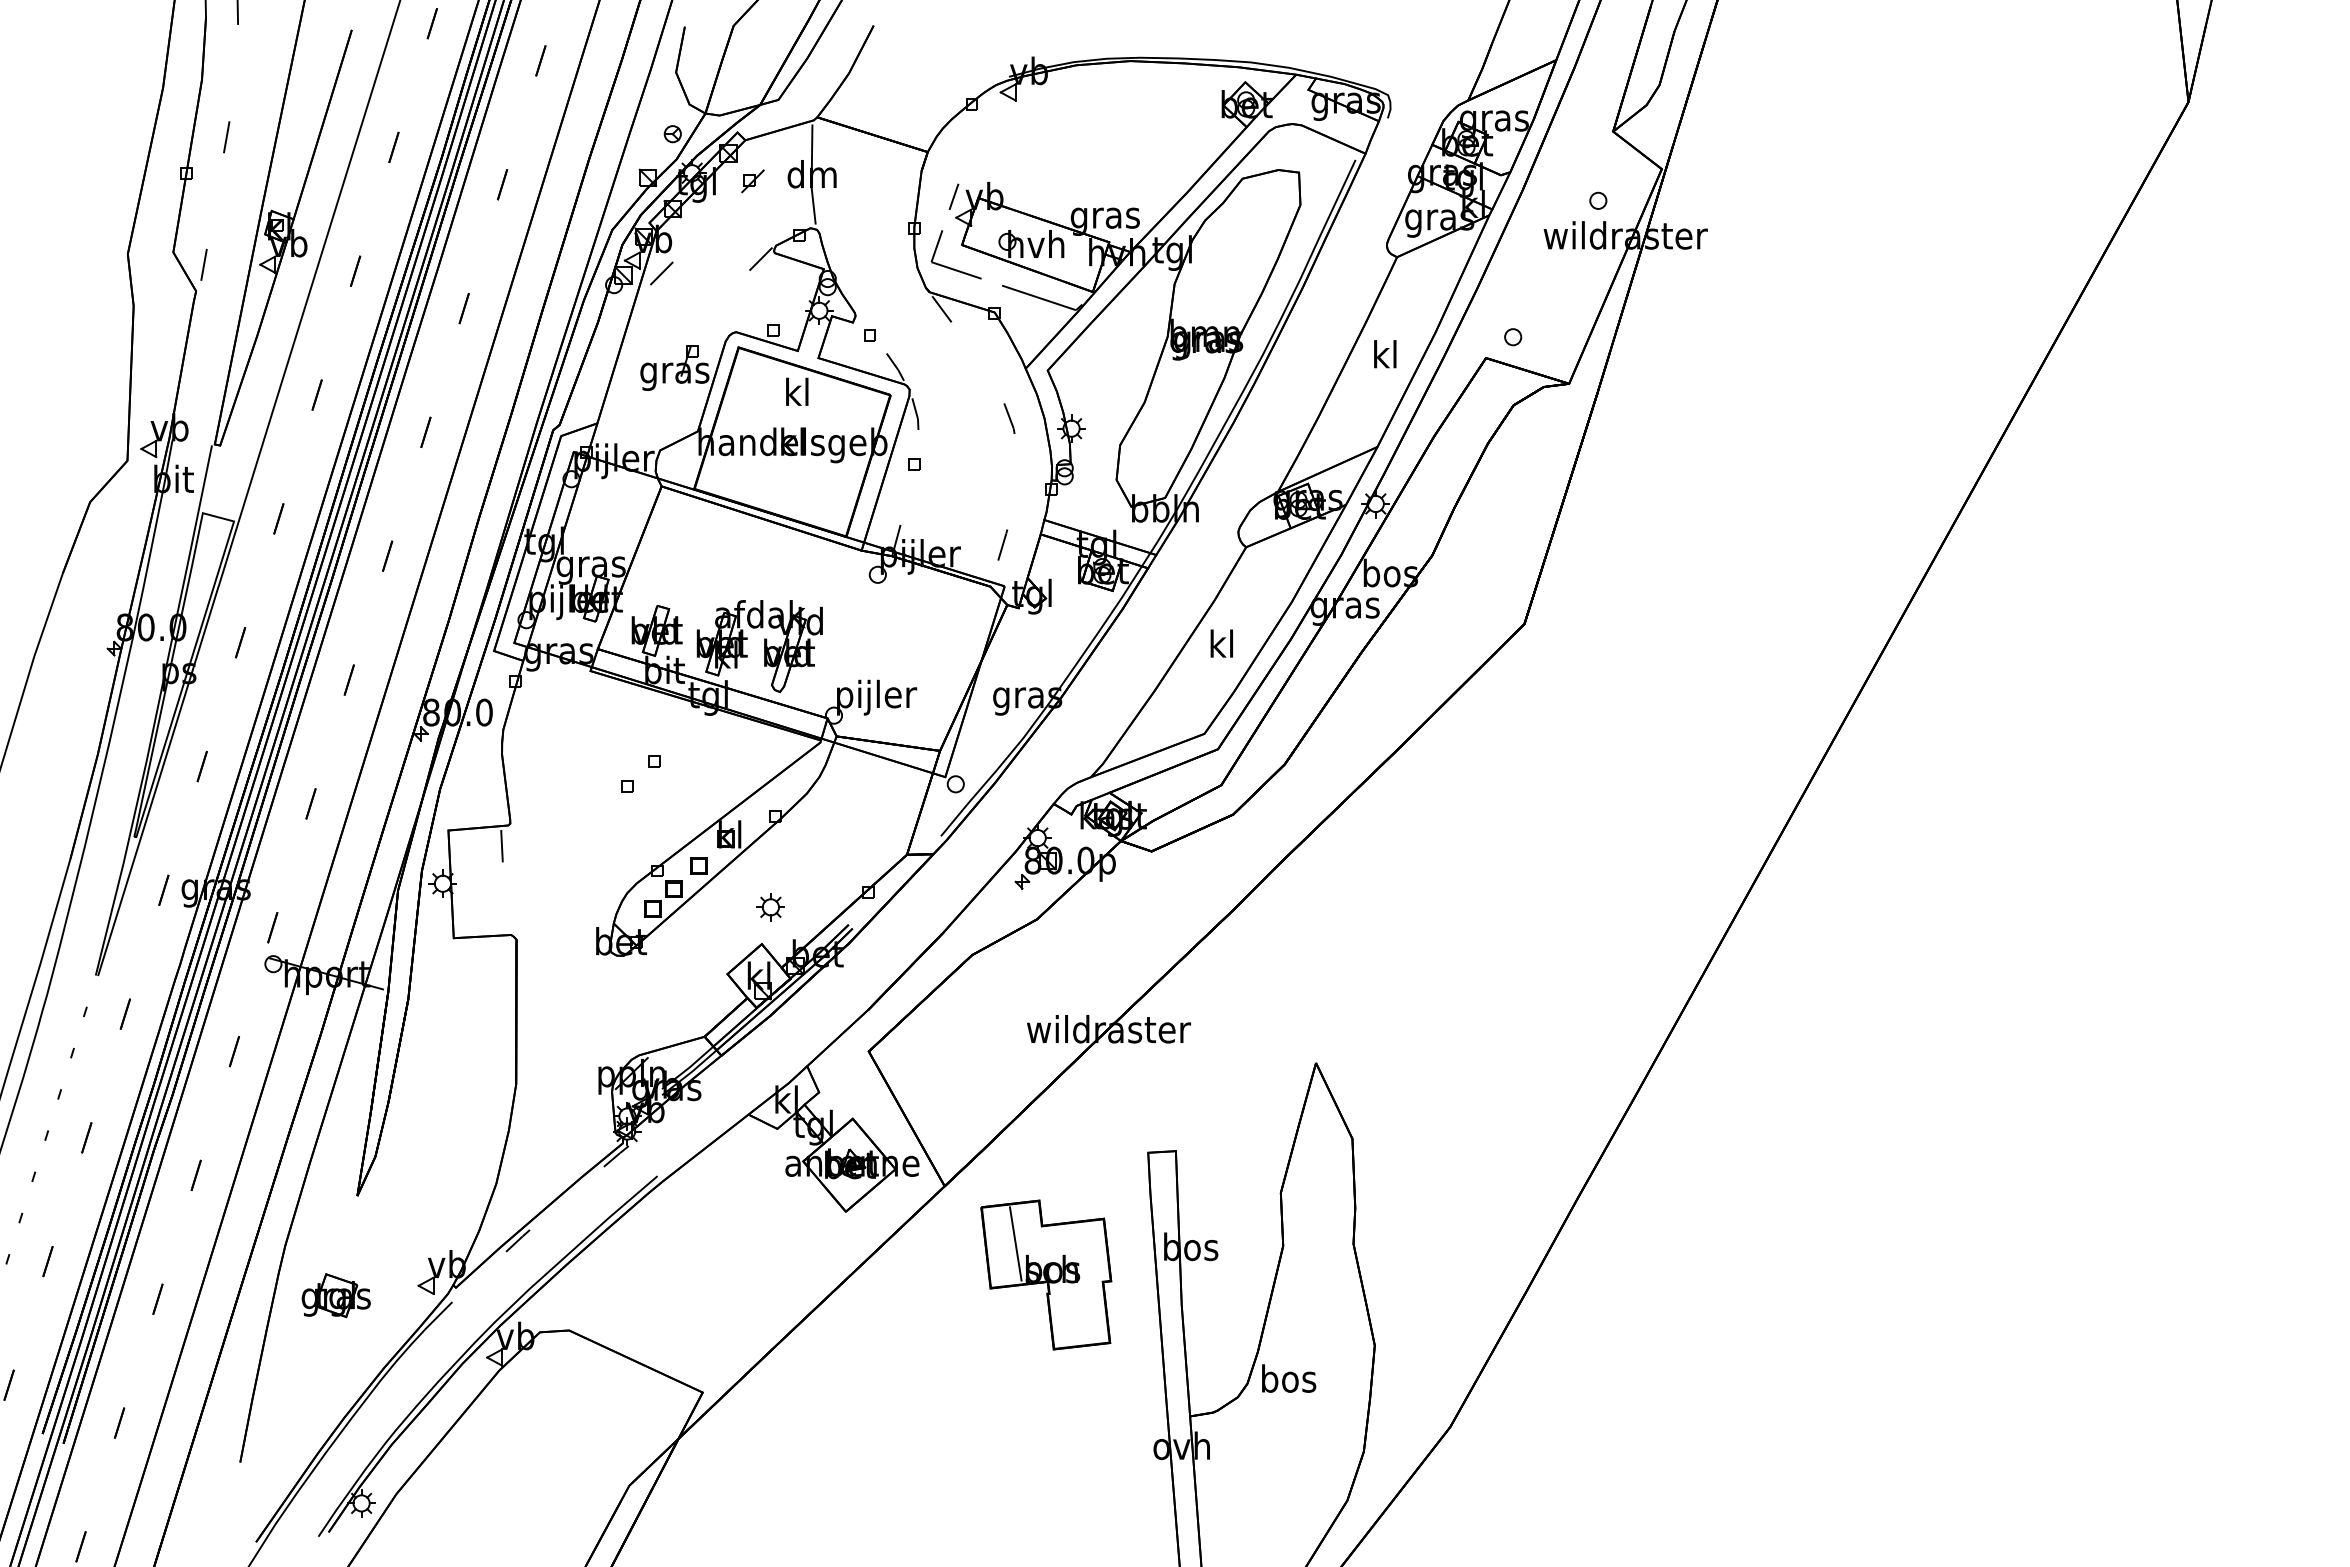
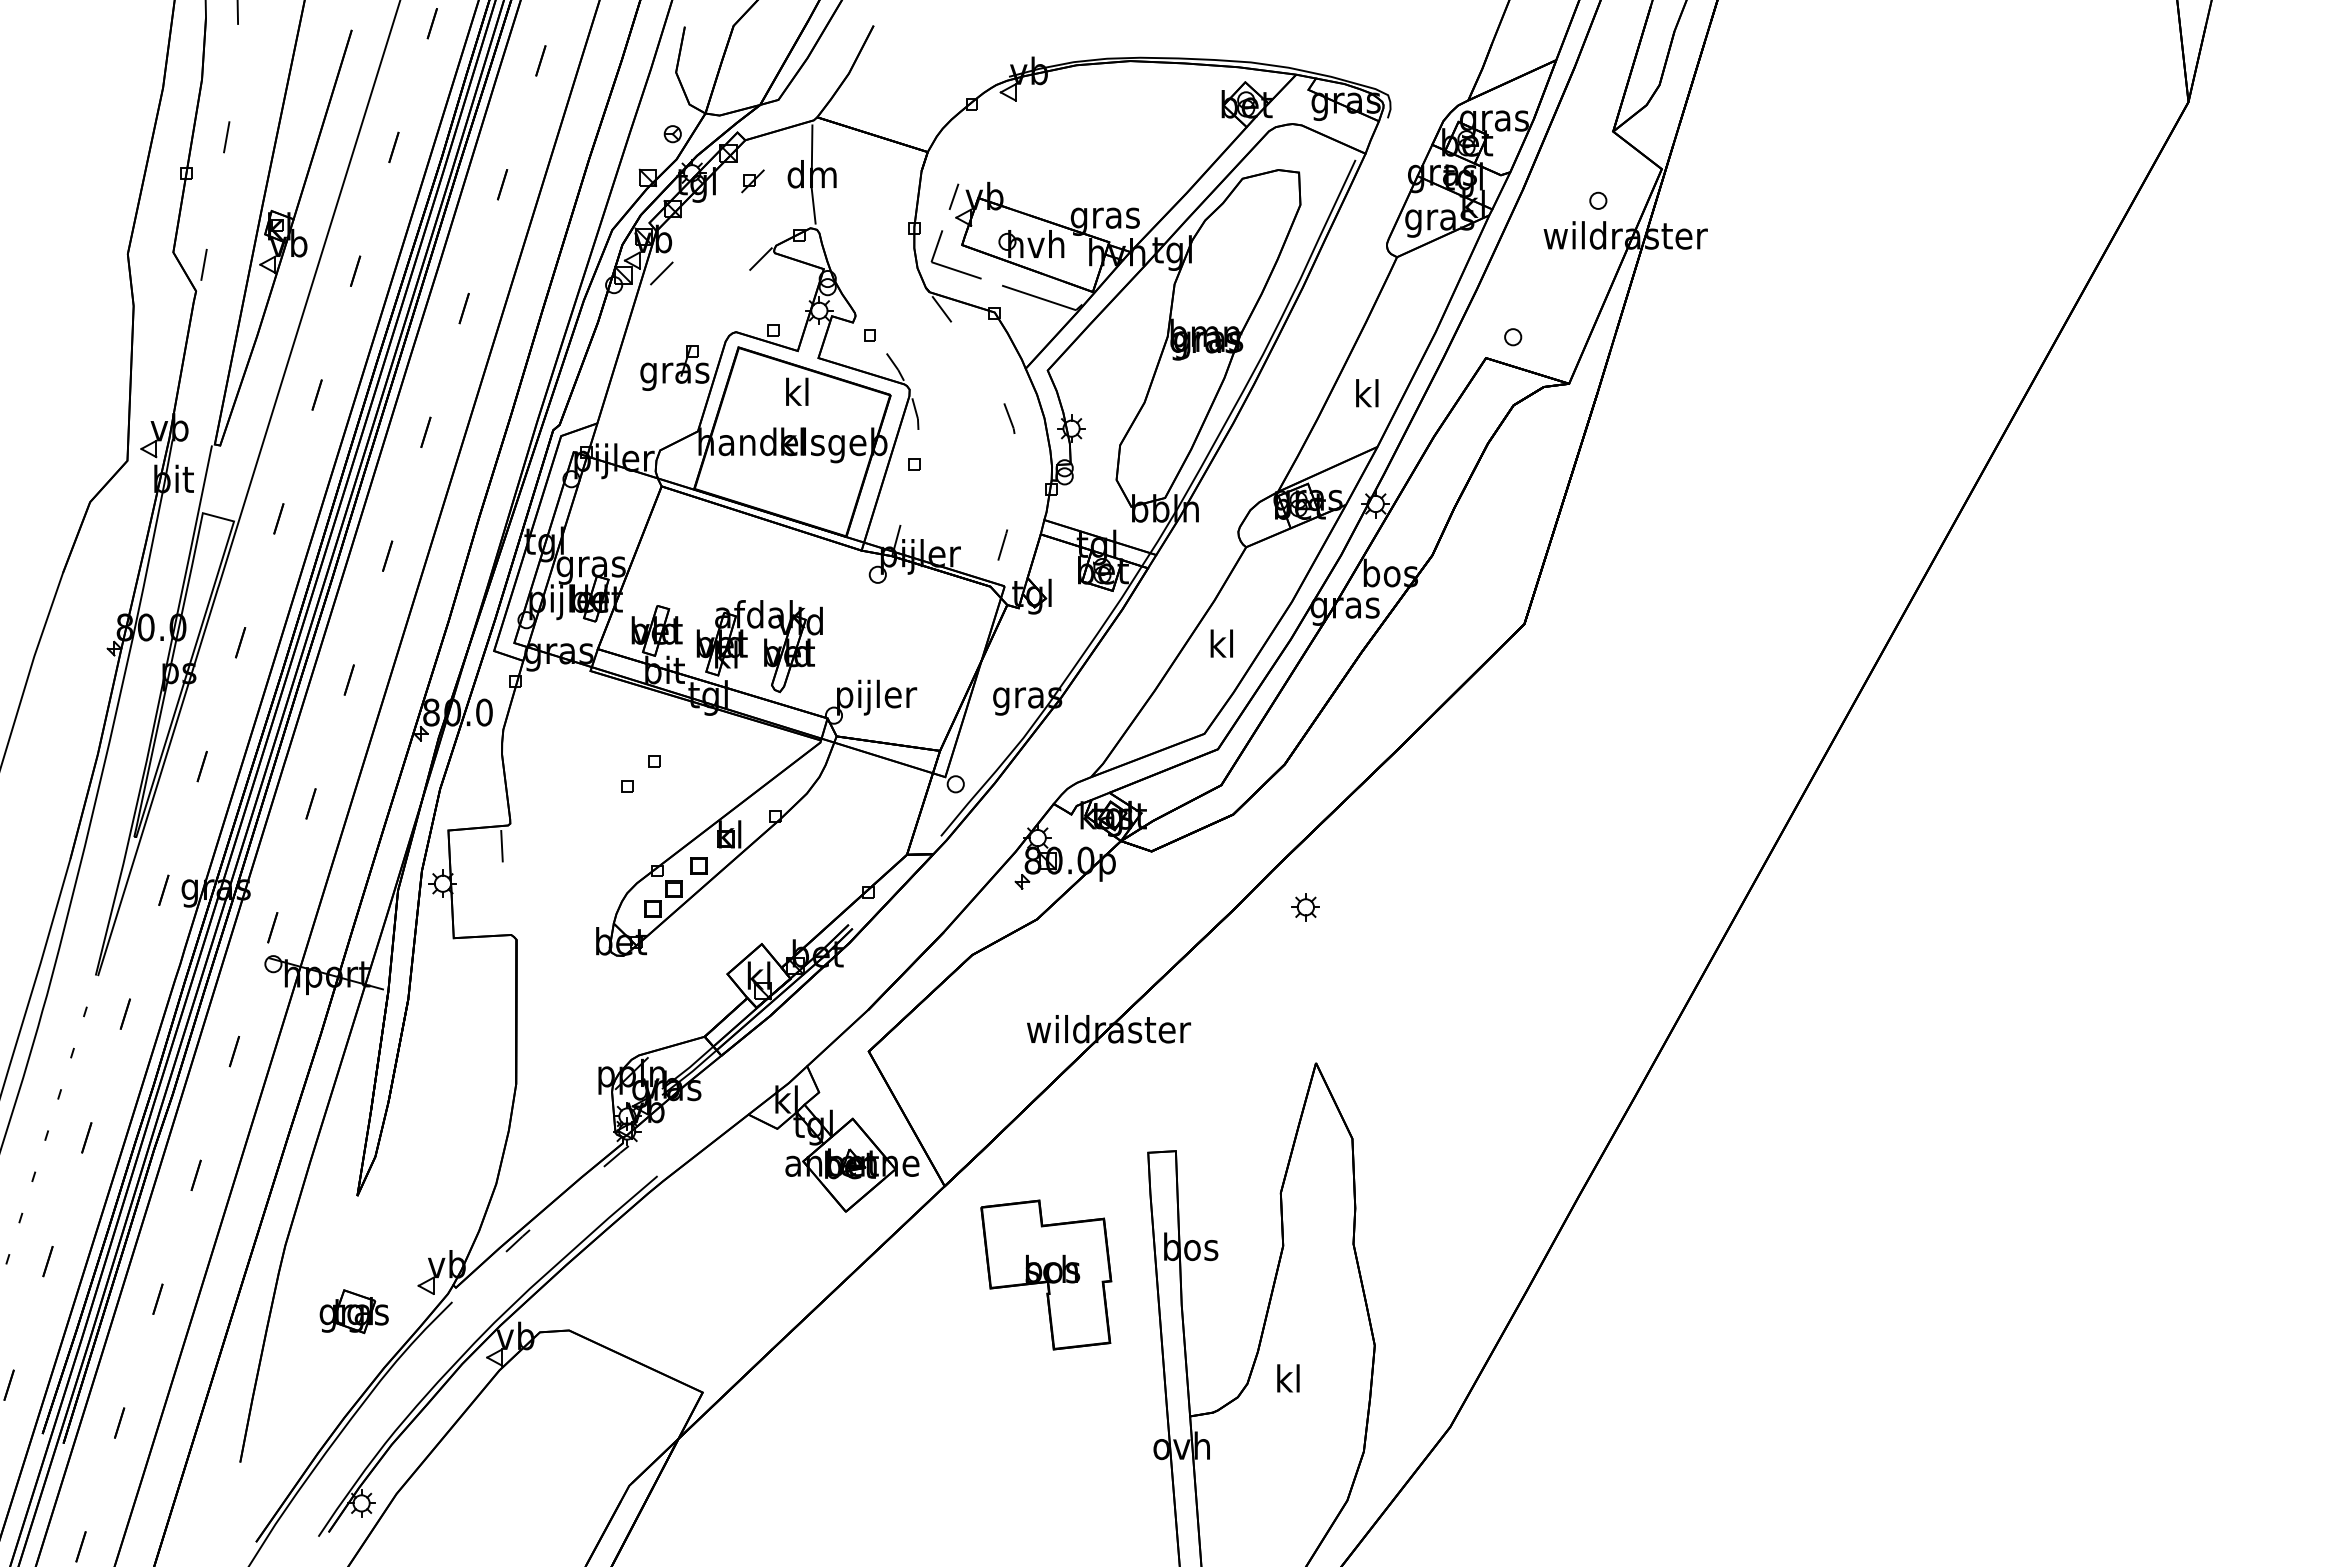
text position: (1385, 354) -> (1367, 393) (1367, 393)
part position: (770, 907) -> (1305, 907) (1305, 907)
line: present -> none (1015, 1243)
part position: (335, 1295) -> (353, 1311) (353, 1311)
text: bos -> kl (1289, 1378)
